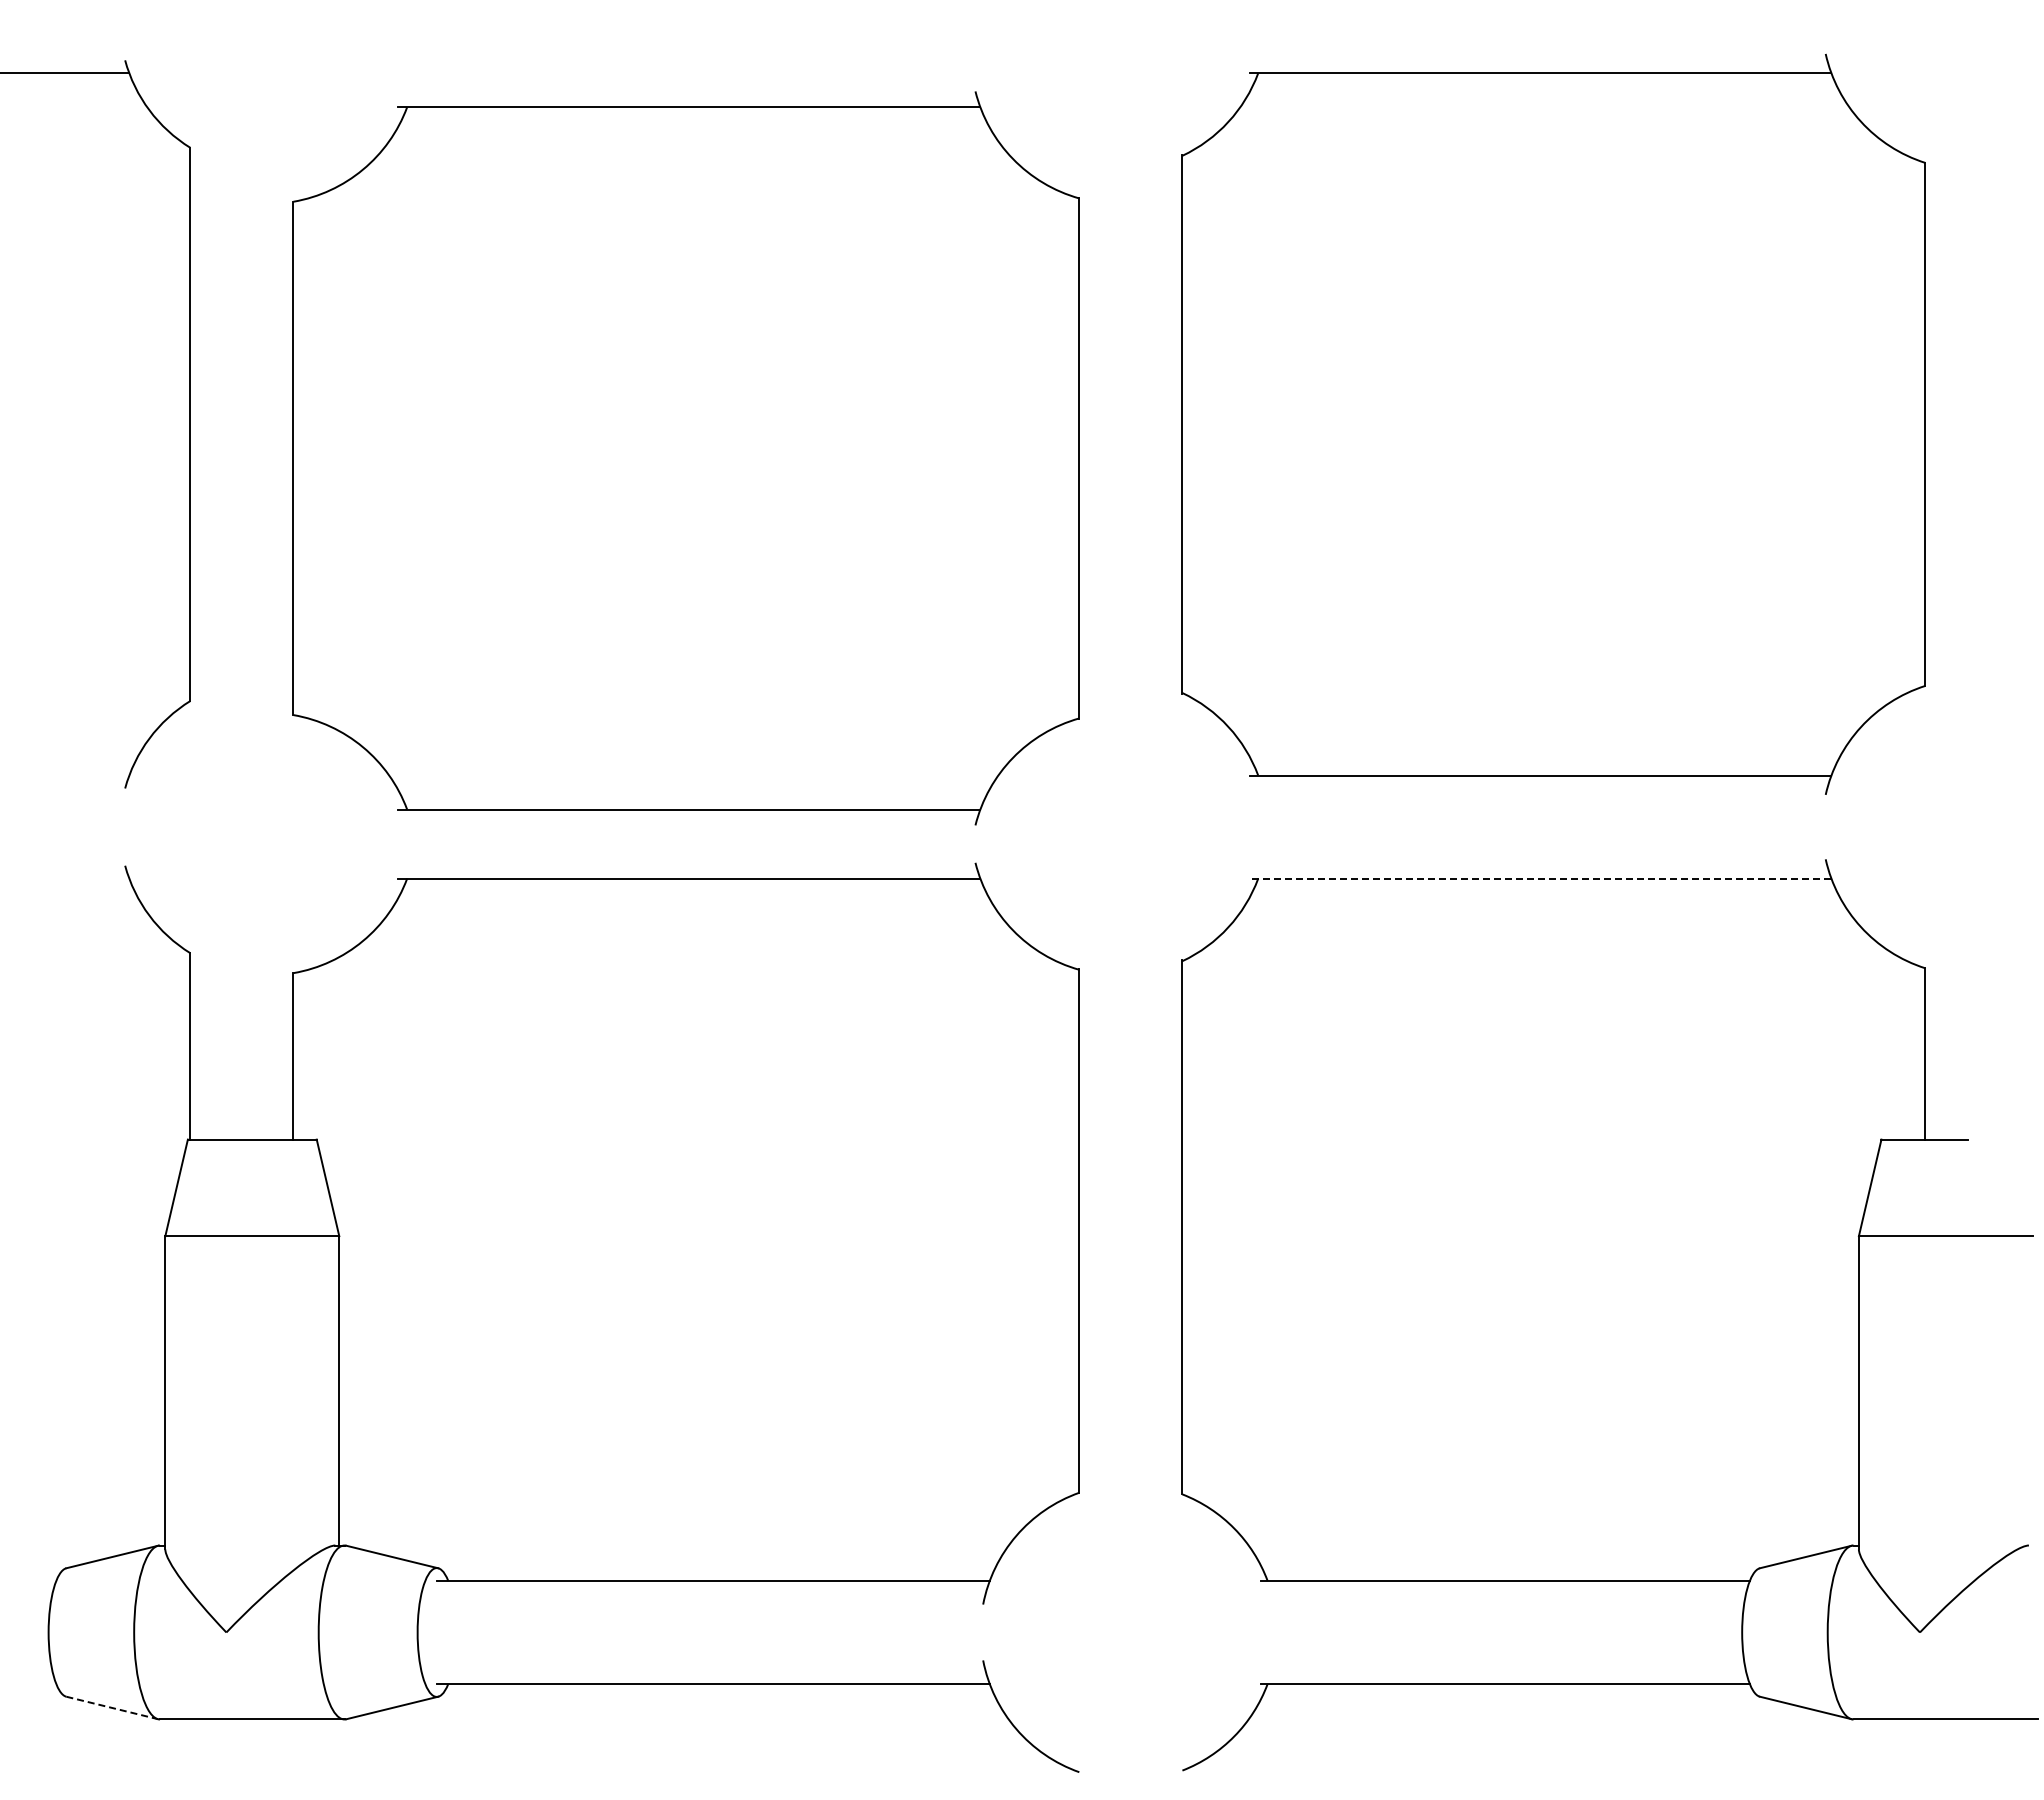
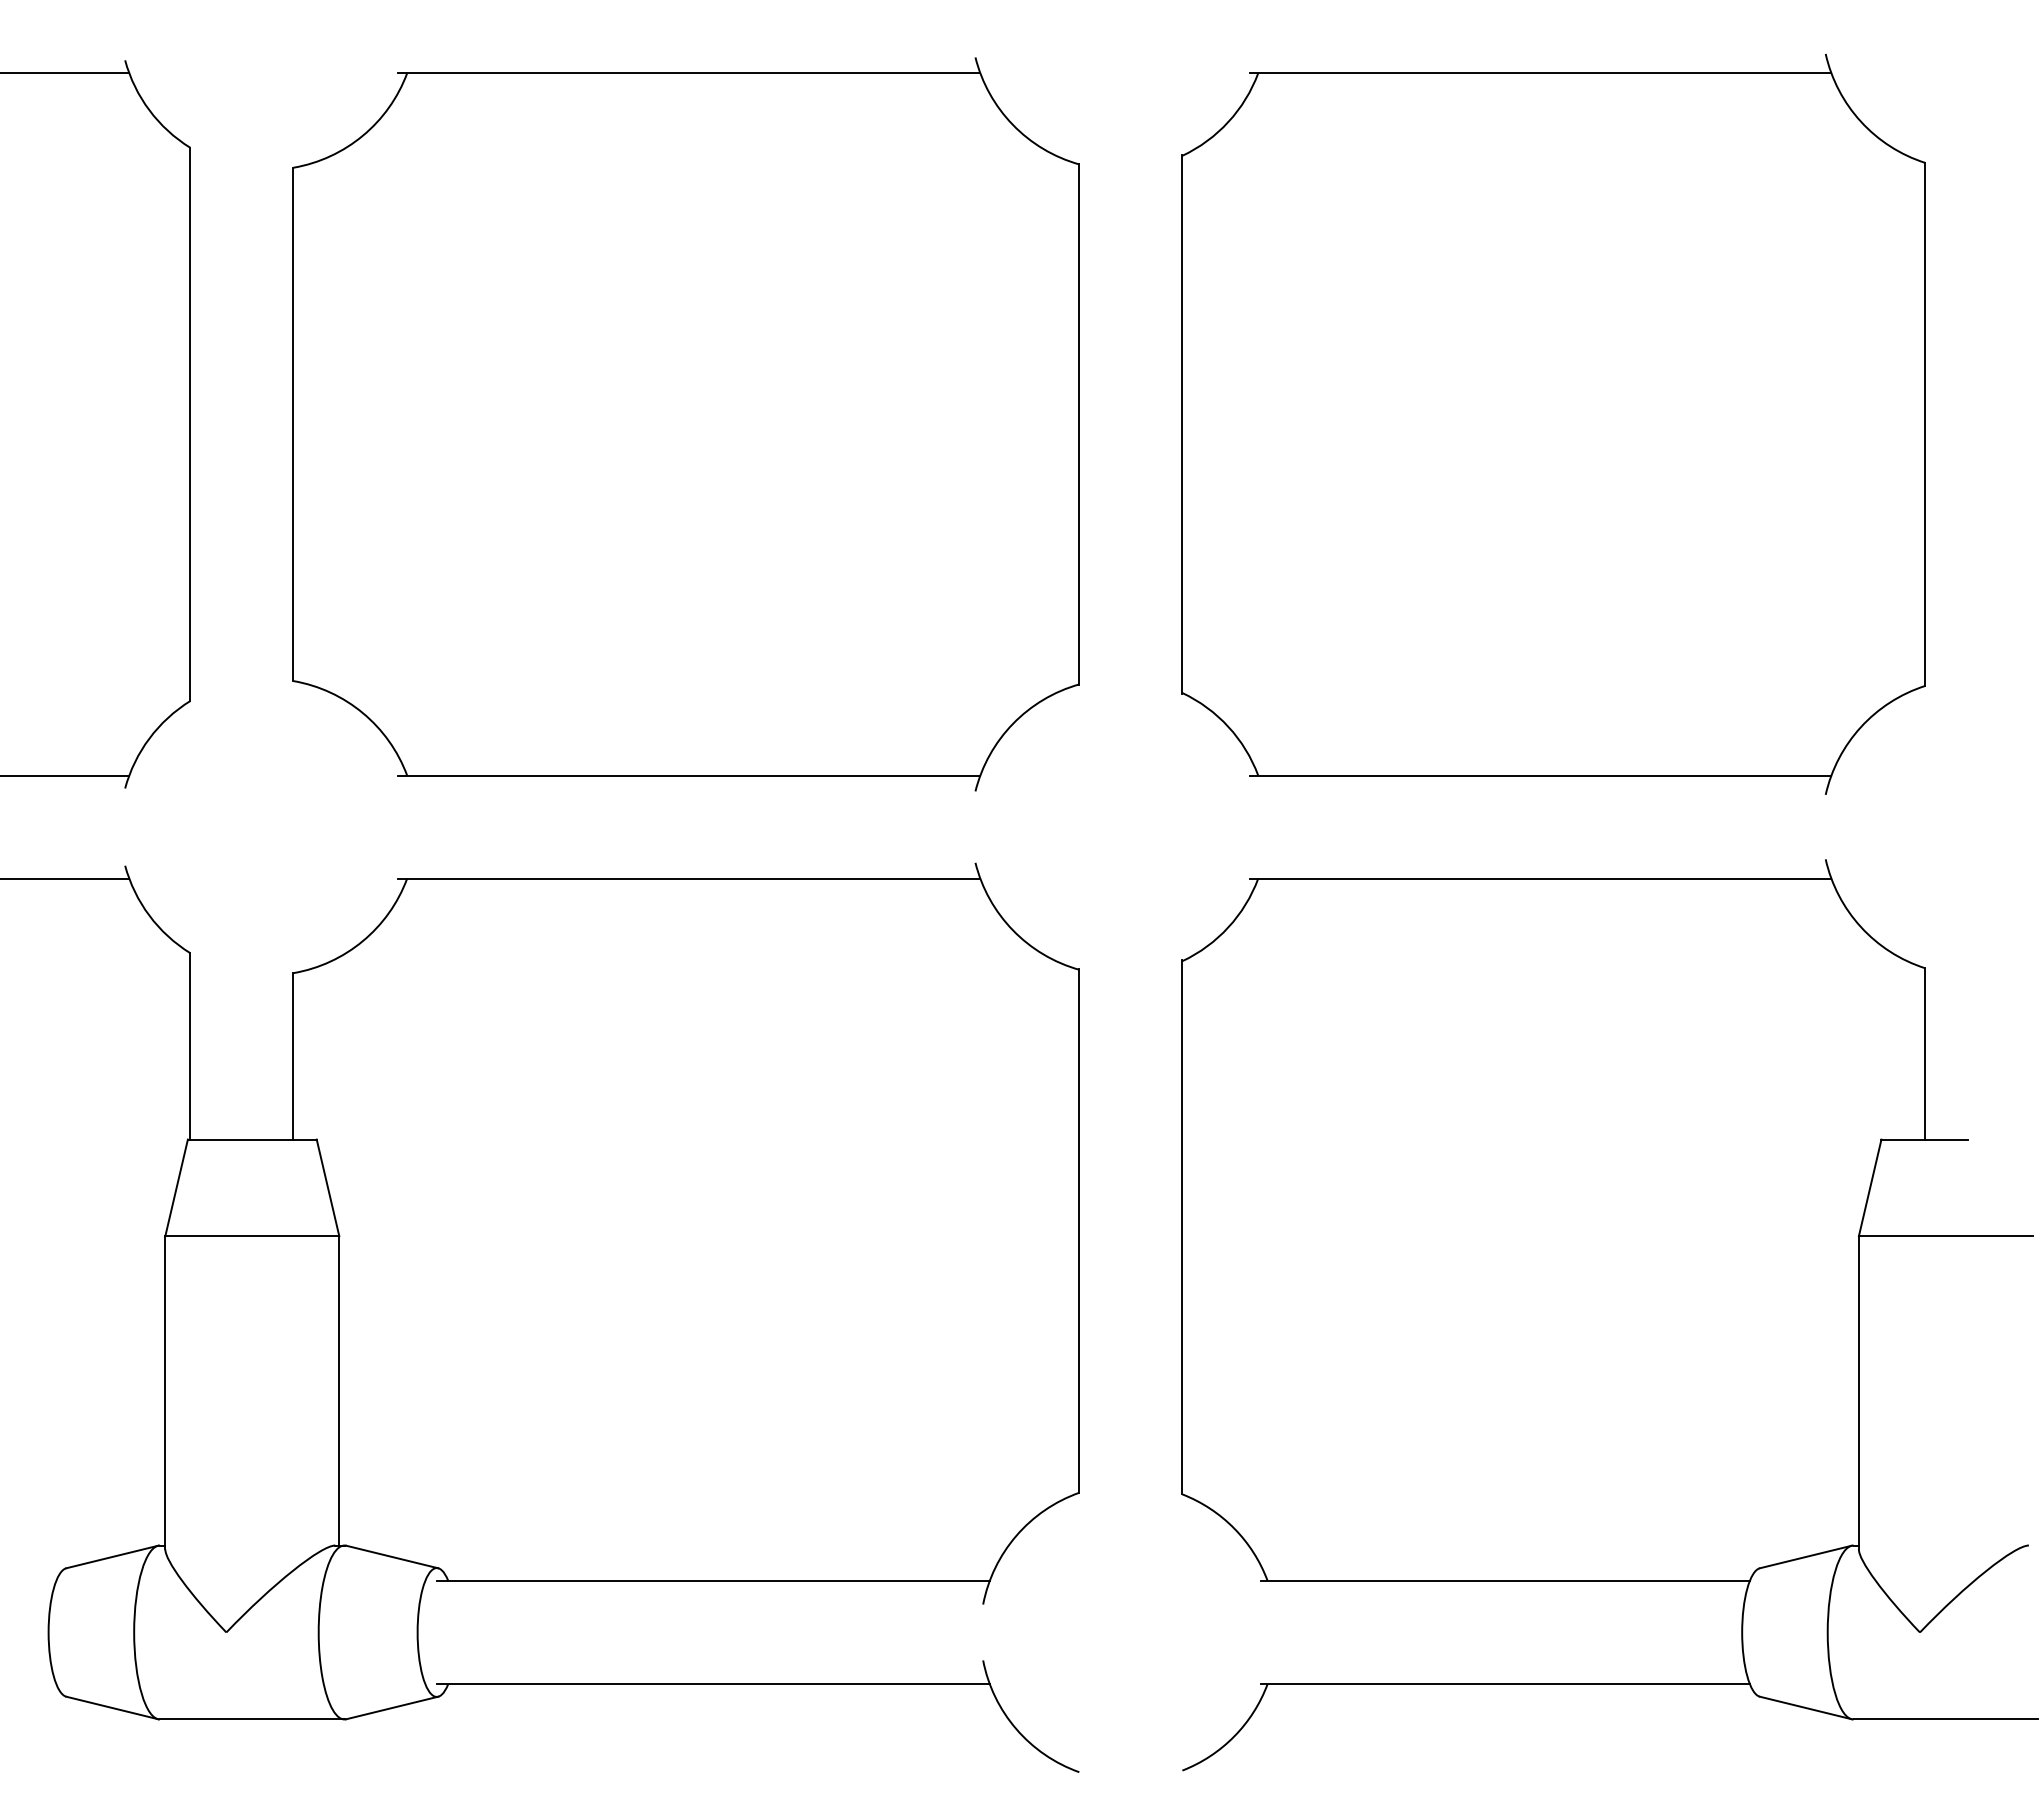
part position: (685, 458) -> (685, 424) (685, 424)
line: none -> present (65, 775)
line: none -> present (65, 878)
line: dashed -> solid (1540, 878)
line: dashed -> solid (112, 1708)
